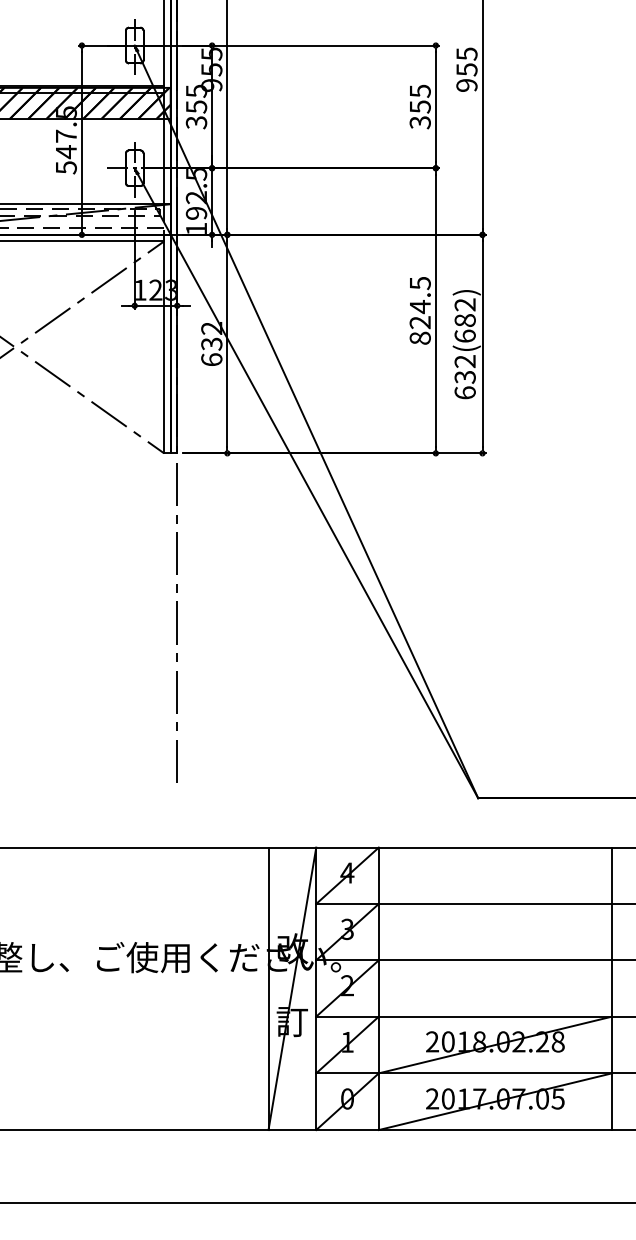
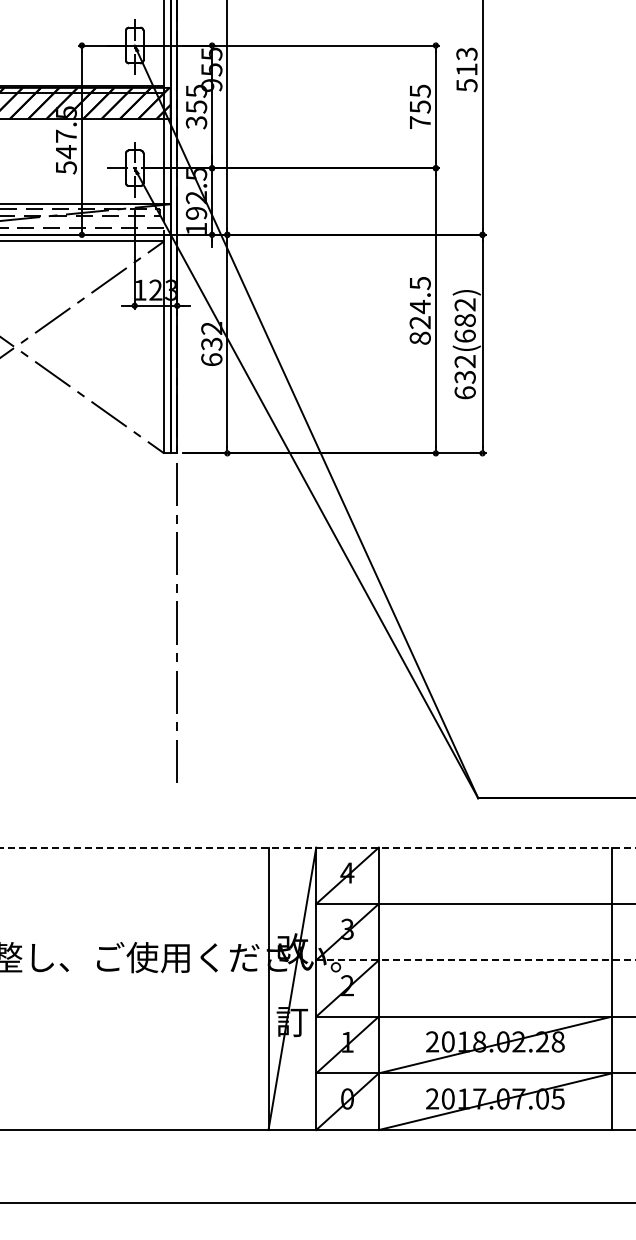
text: 955 -> 513 (466, 69)
text: 355 -> 755 (419, 122)
line: solid -> dashed (318, 847)
line: solid -> dashed (476, 960)
